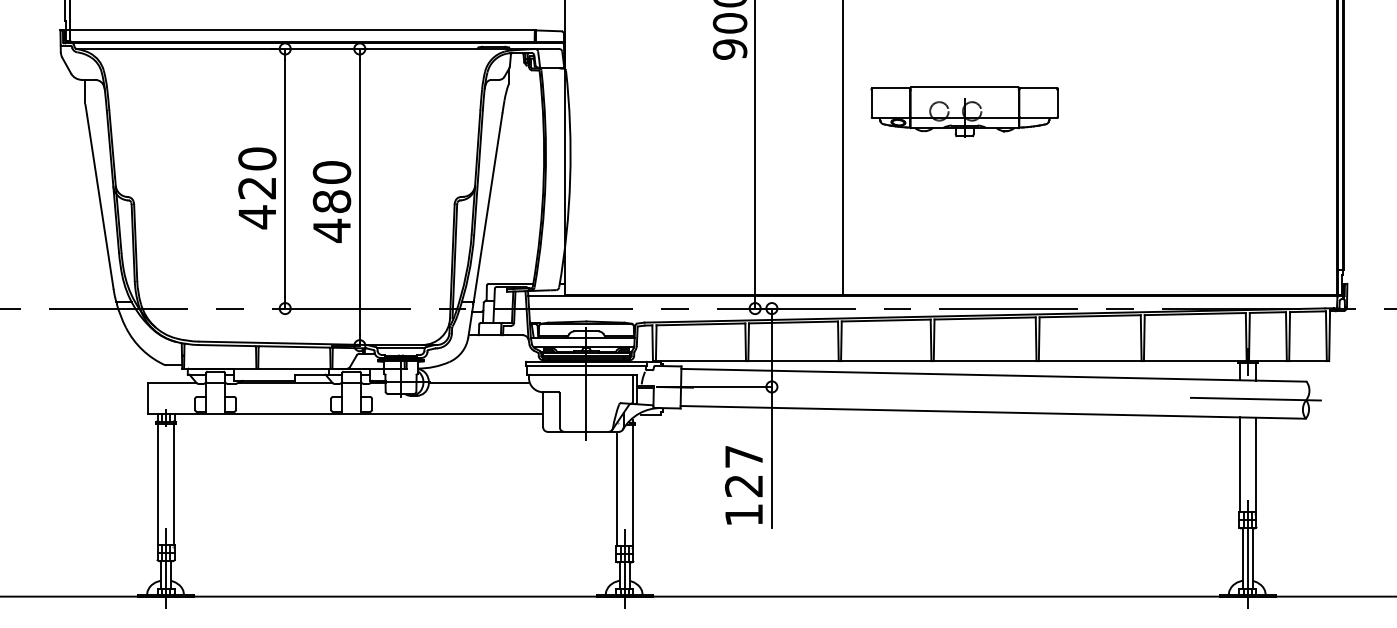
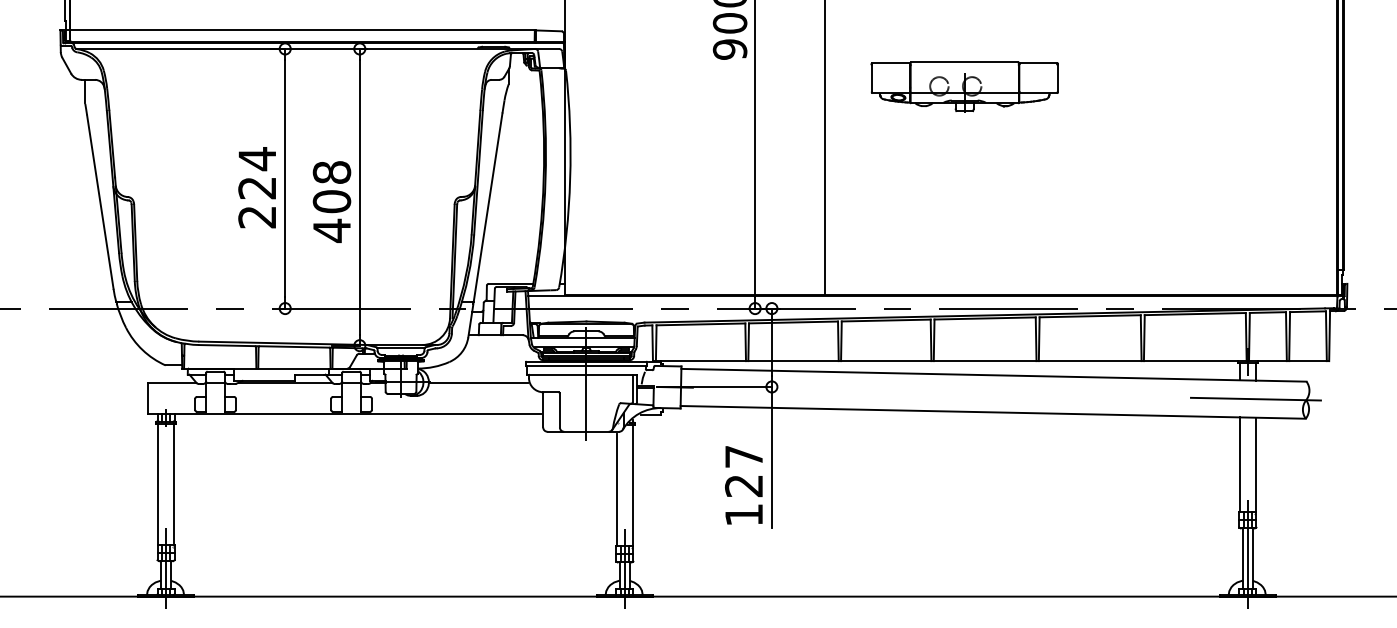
part position: (964, 111) -> (964, 86) (964, 86)
line position: (842, 148) -> (824, 148) (824, 148)
text: 480 -> 408 (331, 187)
text: 420 -> 224 (257, 188)
